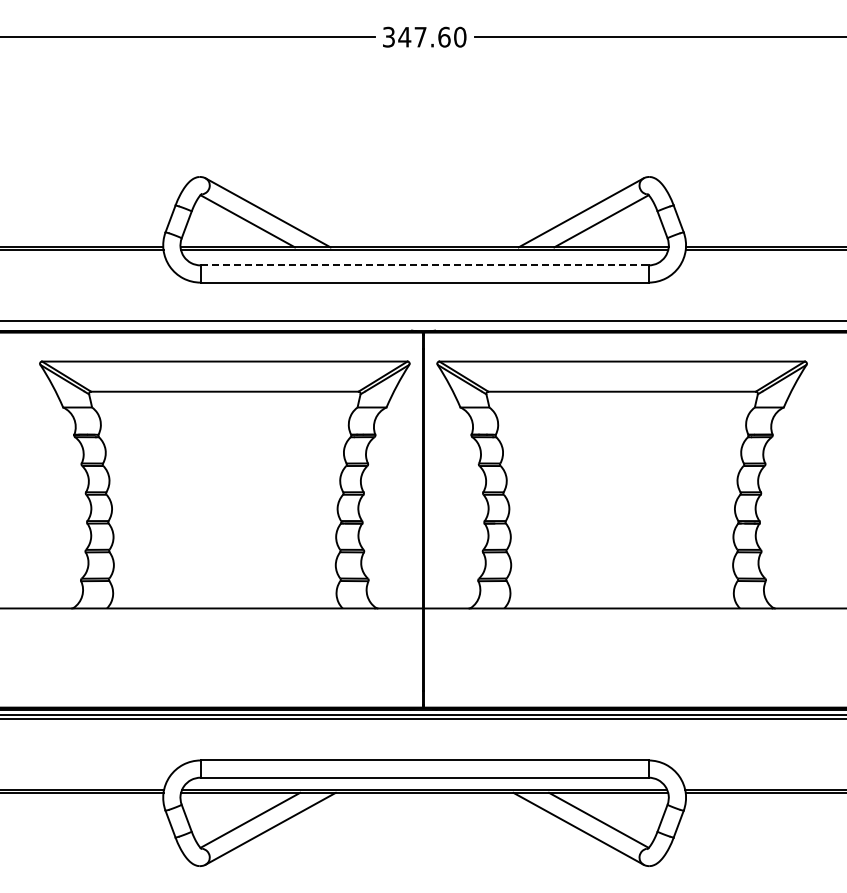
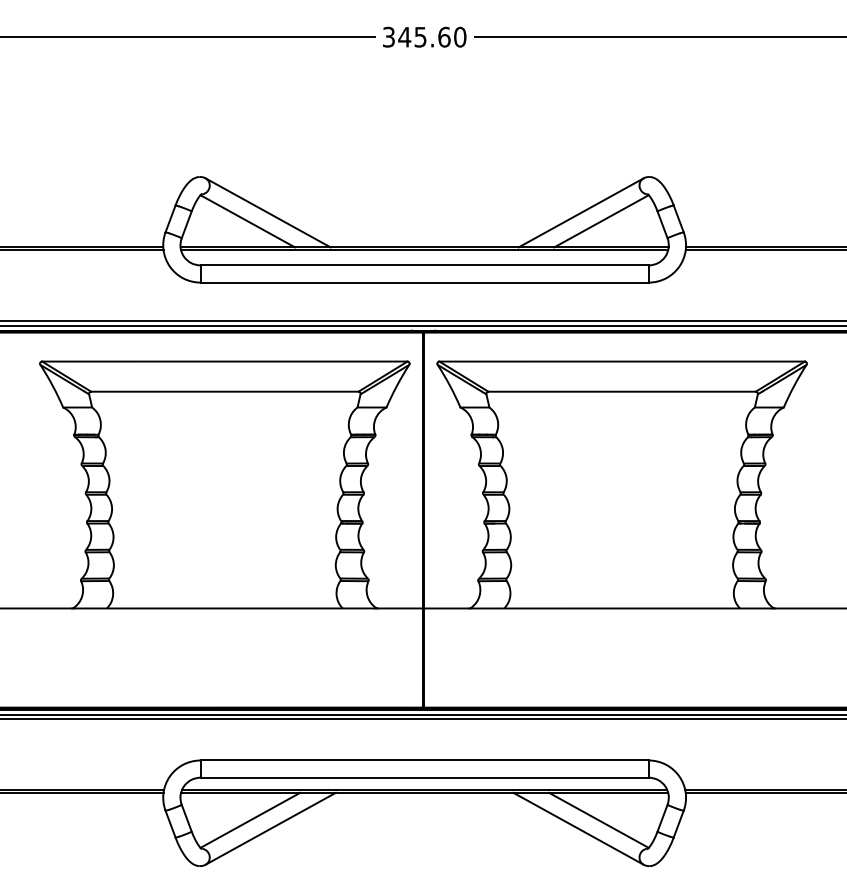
text: 347.60 -> 345.60 (420, 37)
line: dashed -> solid (425, 265)
line: none -> present (422, 325)
